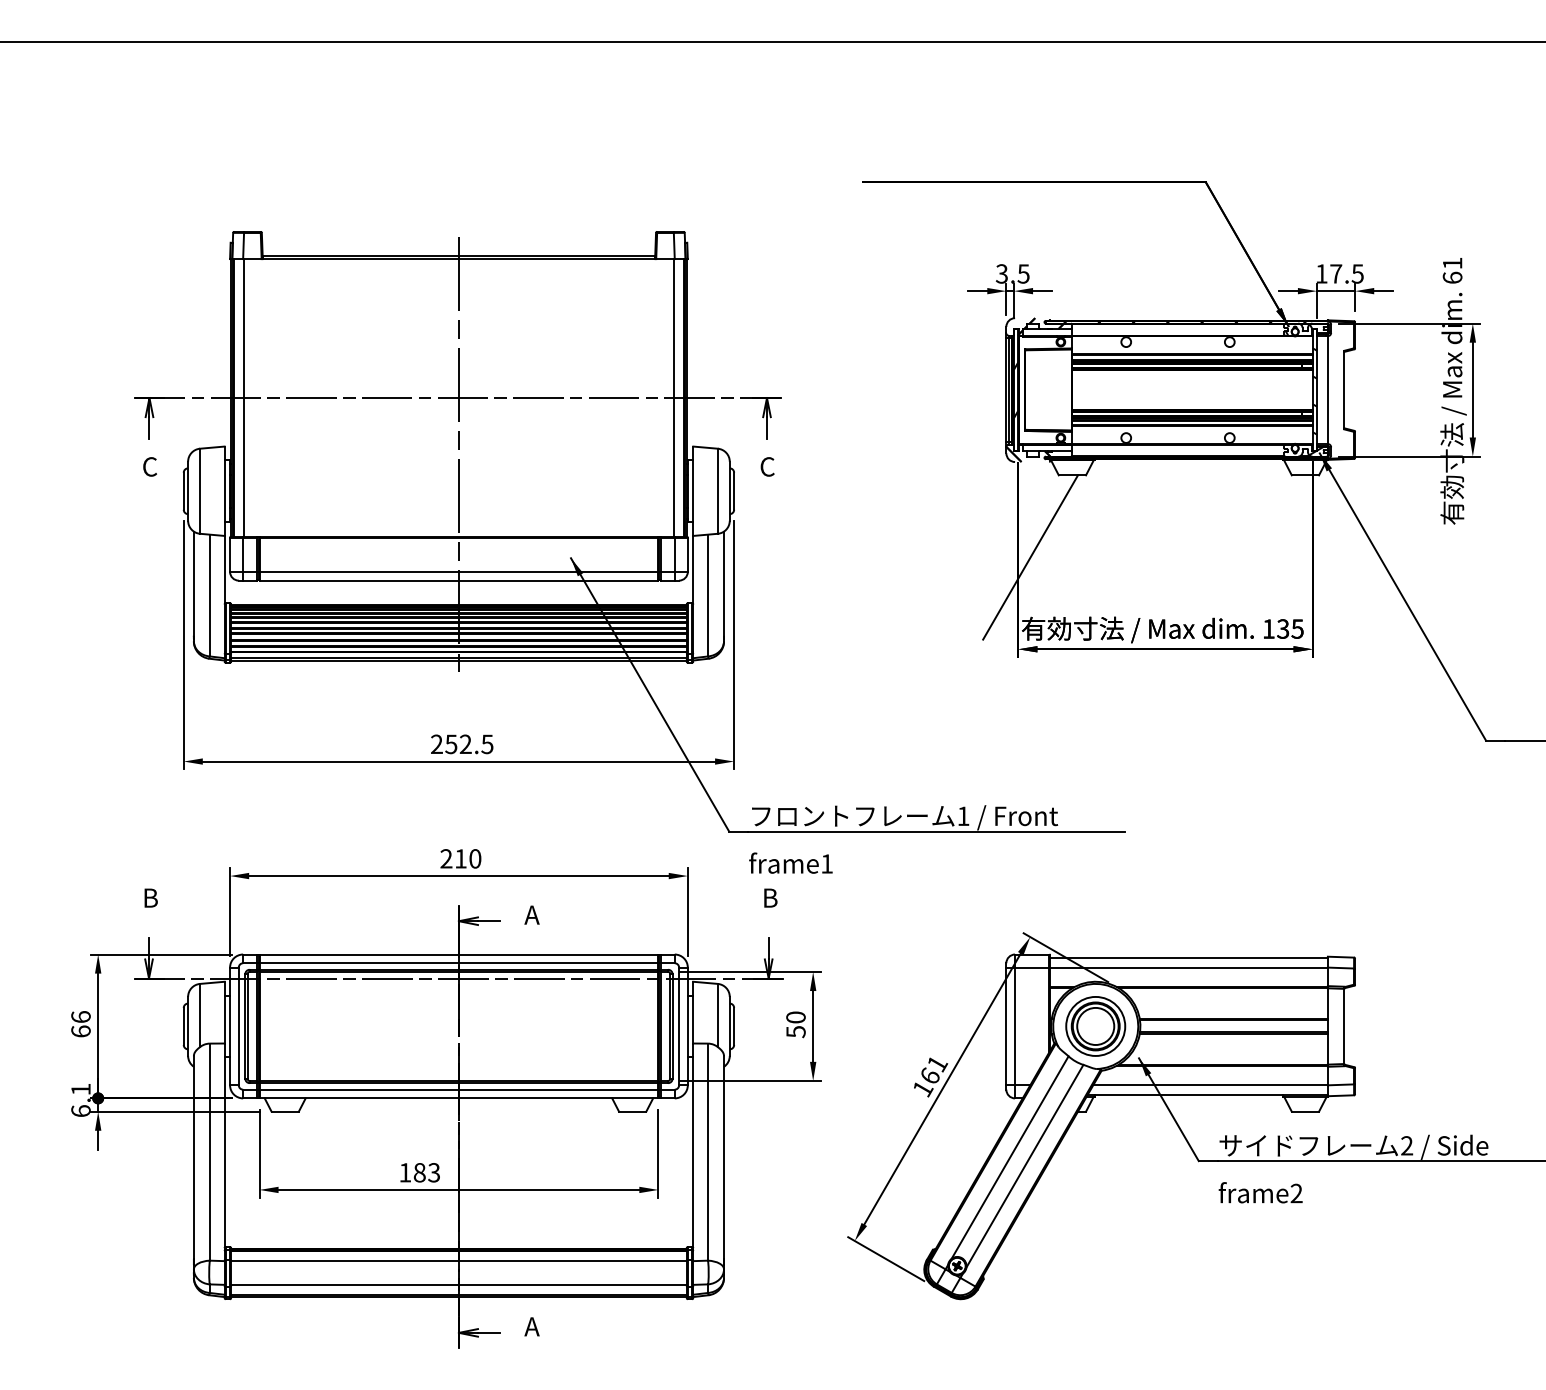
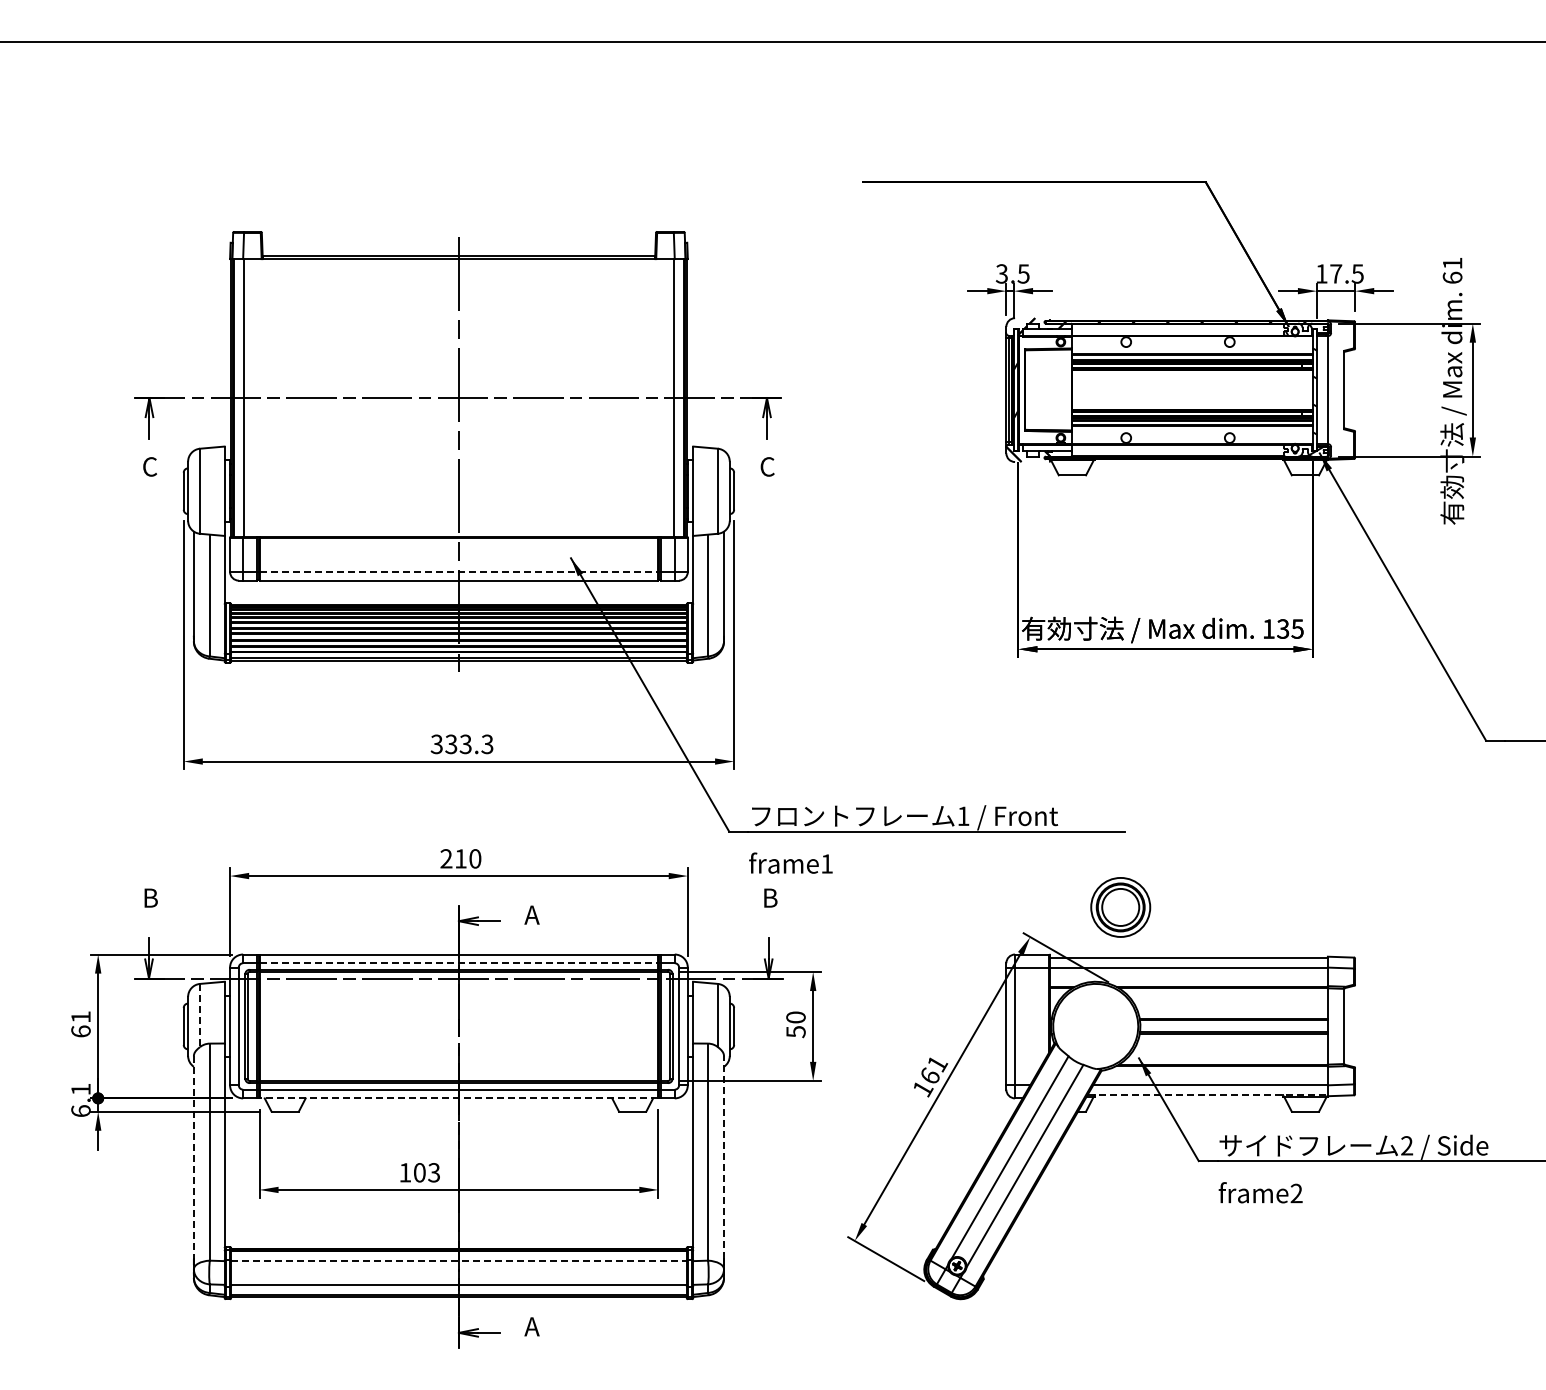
line: present -> none (1030, 557)
line: solid -> dashed (459, 571)
text: 252.5 -> 333.3 (461, 744)
line: solid -> dashed (459, 963)
line: solid -> dashed (200, 1015)
text: 66 -> 61 (80, 1016)
part position: (1095, 1026) -> (1120, 907) (1120, 907)
line: solid -> dashed (1208, 1095)
line: solid -> dashed (458, 1098)
line: solid -> dashed (724, 1157)
line: solid -> dashed (193, 1158)
text: 183 -> 103 (419, 1172)
line: solid -> dashed (458, 1261)
